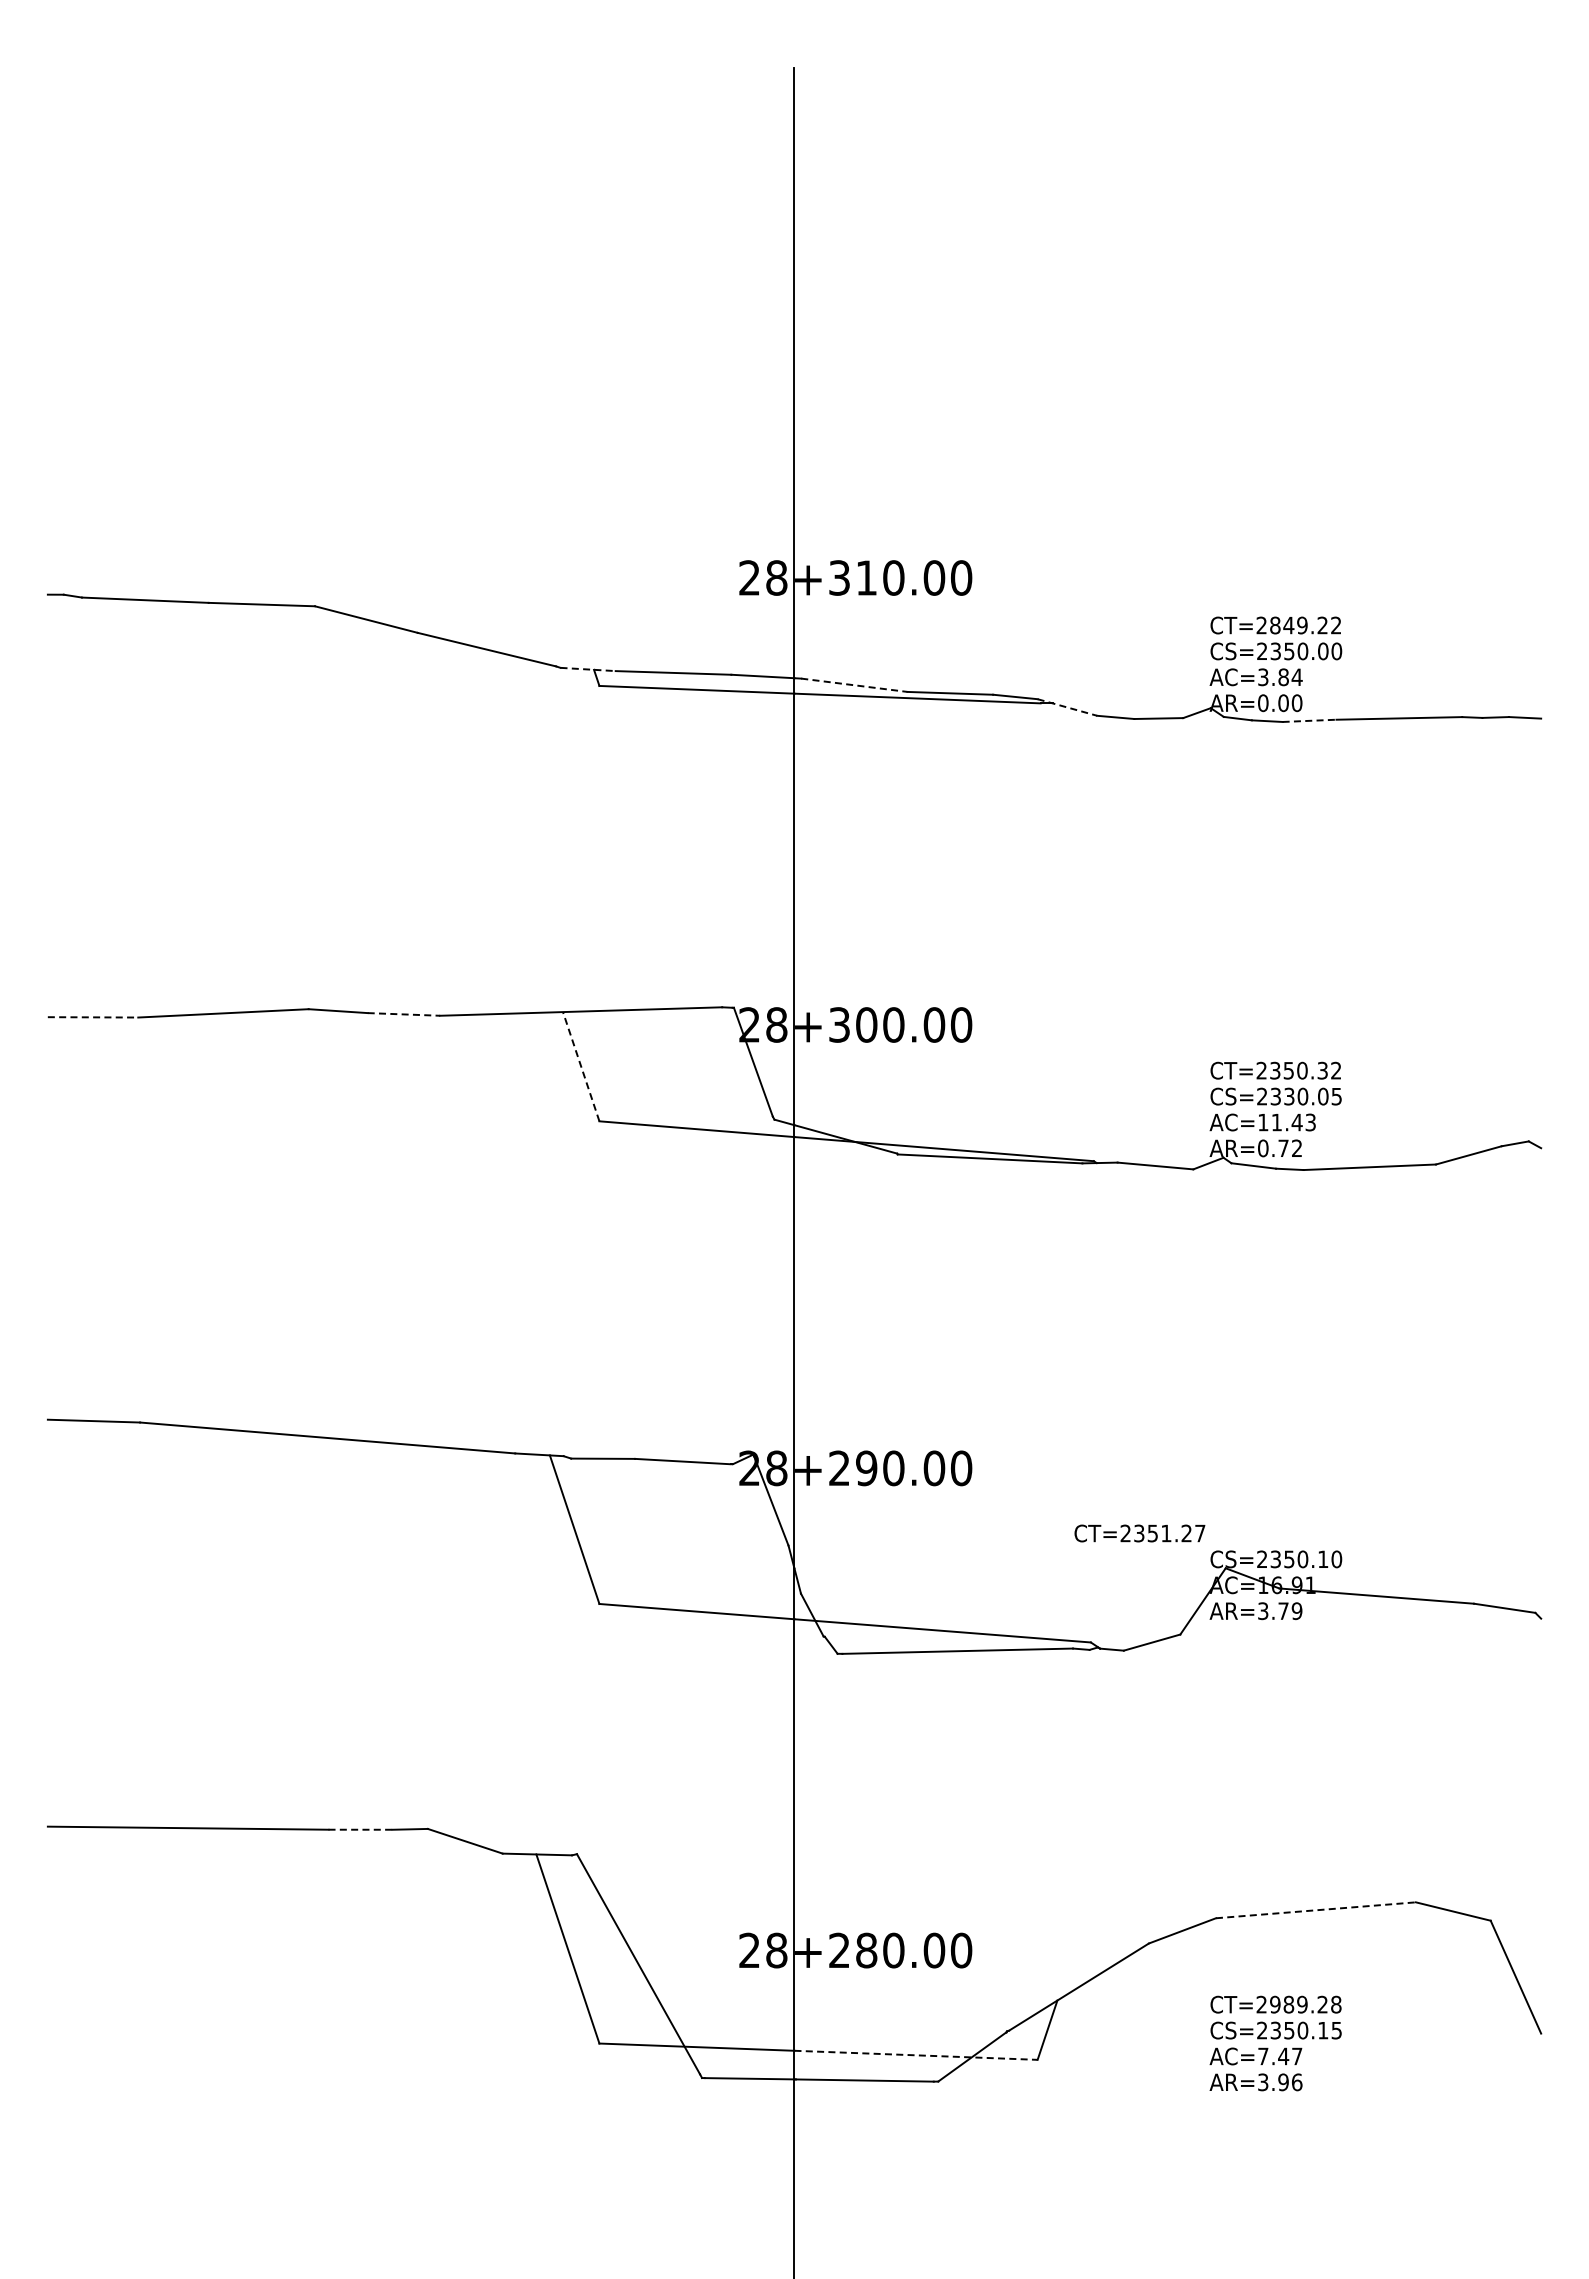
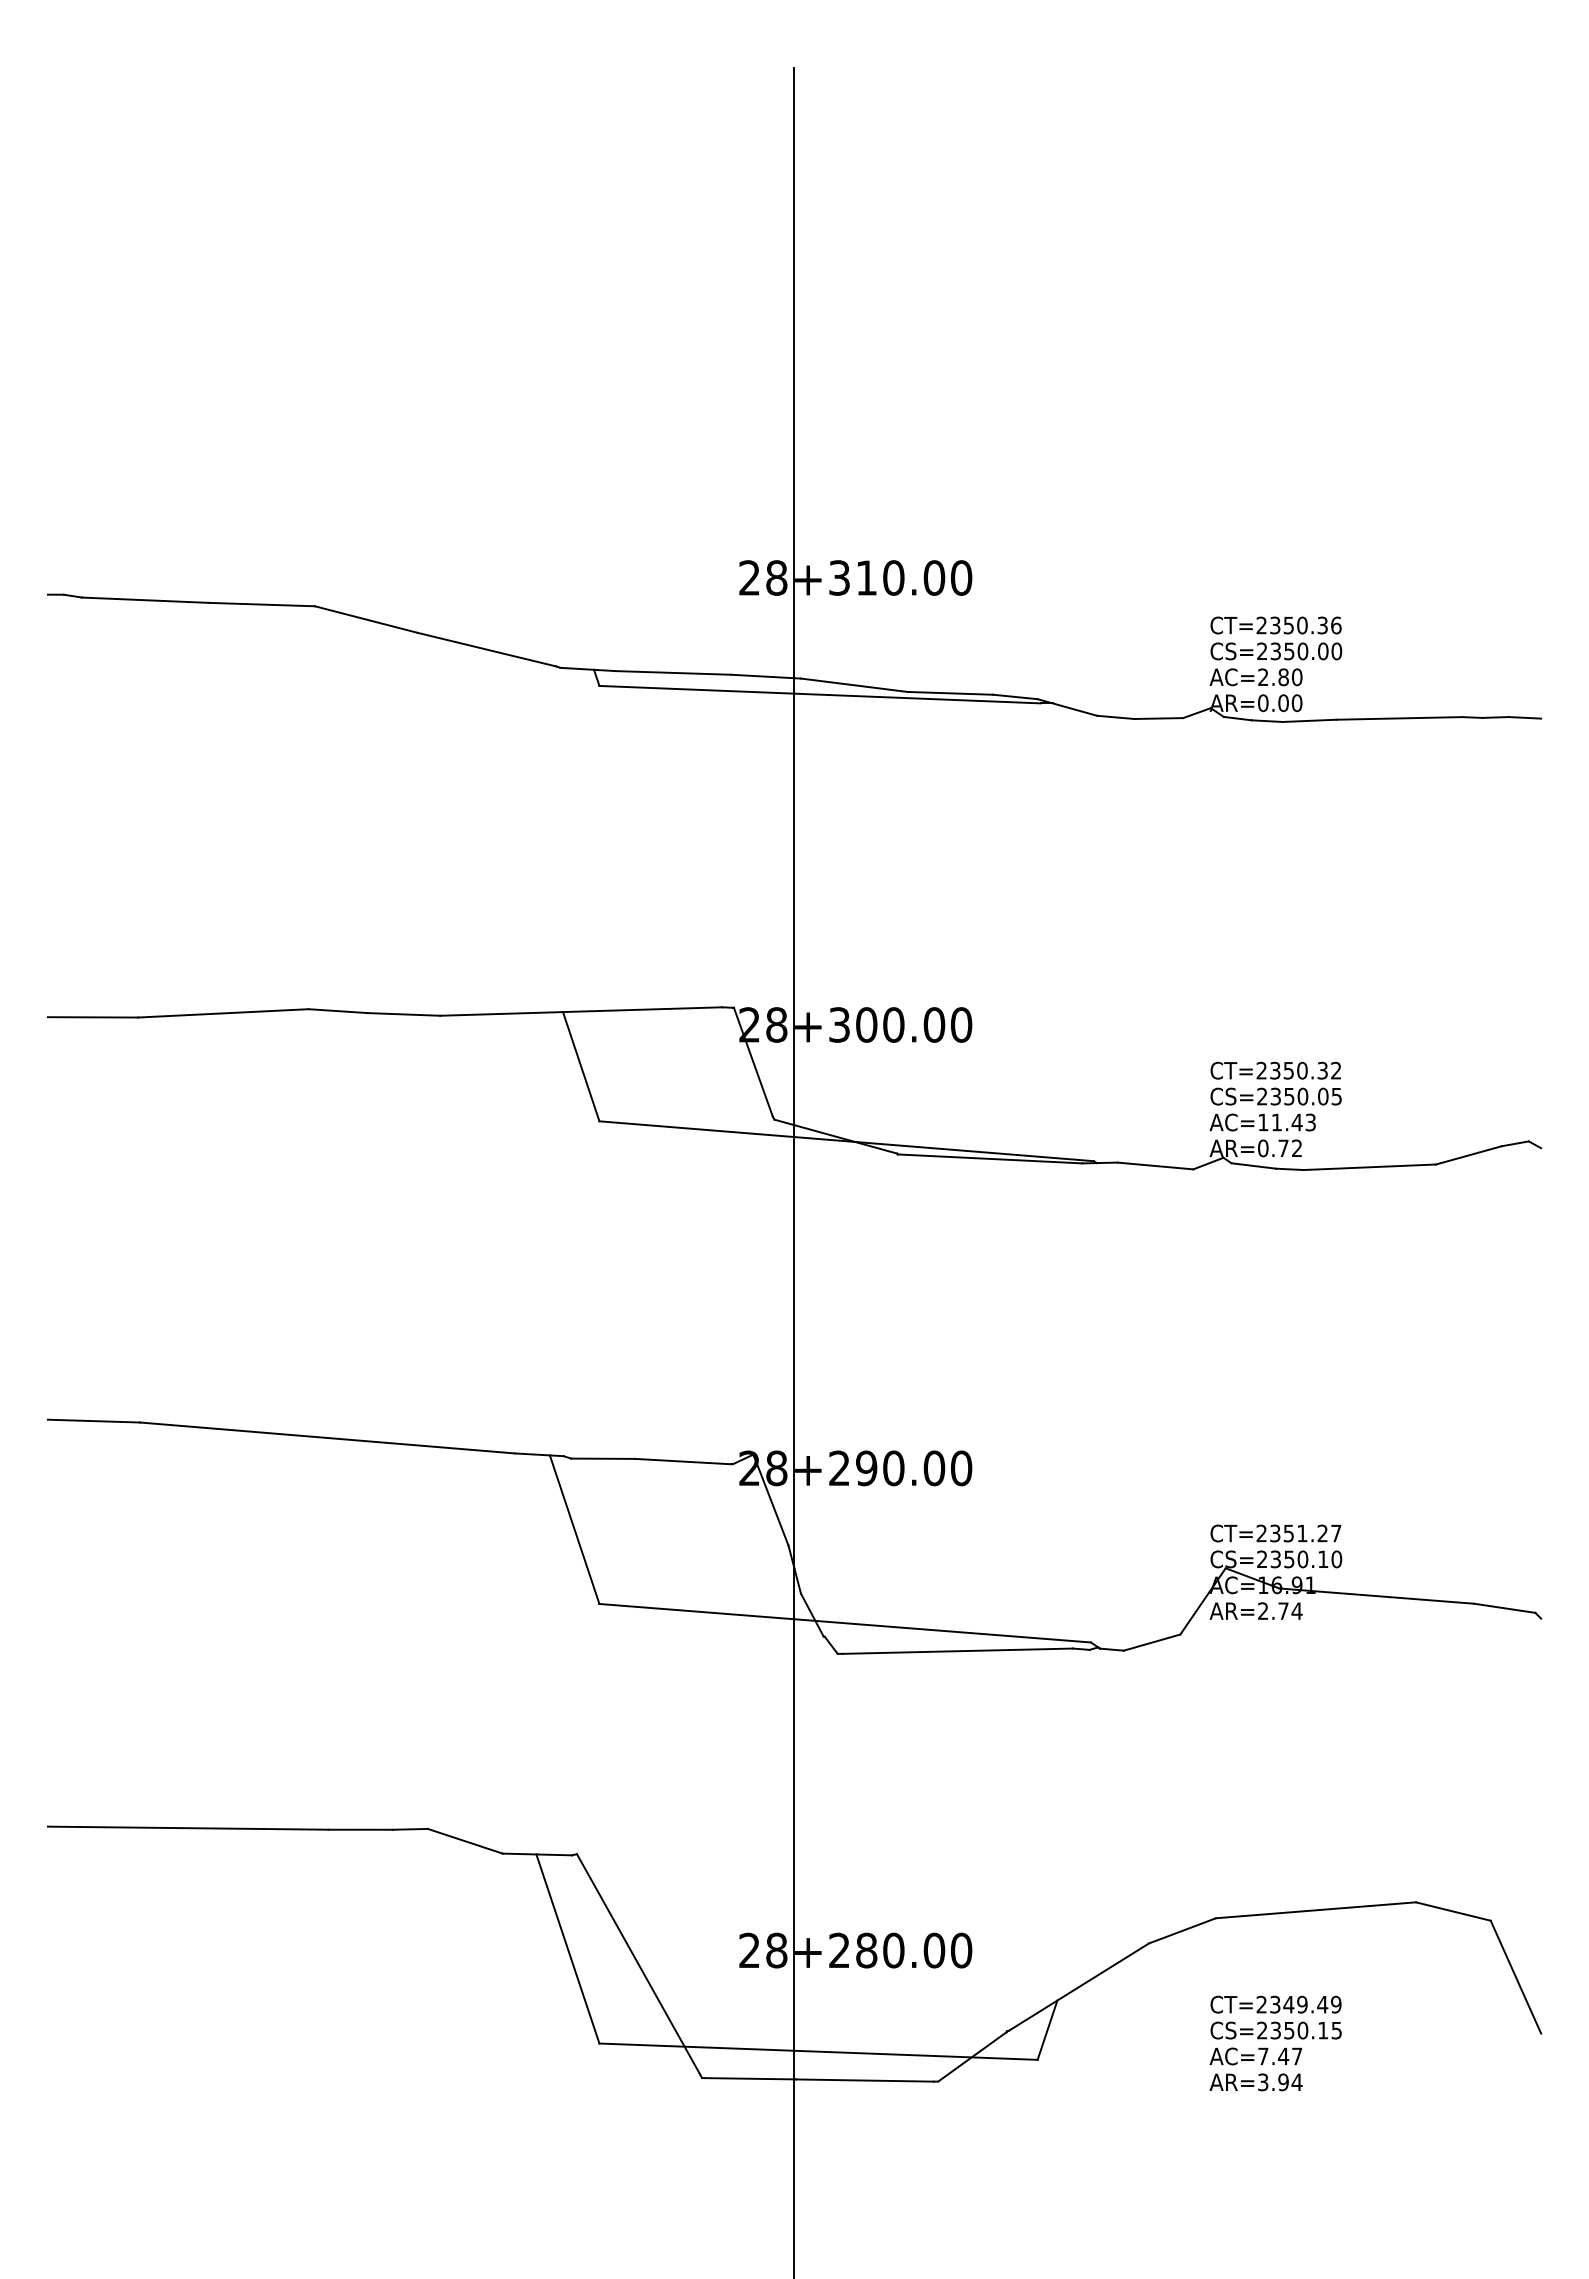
text: CT=2849.22 -> CT=2350.36 (1305, 625)
line: dashed -> solid (588, 669)
text: AC=3.84 -> AC=2.80 (1280, 677)
line: dashed -> solid (854, 685)
line: dashed -> solid (1067, 707)
line: dashed -> solid (1309, 720)
line: dashed -> solid (404, 1014)
line: dashed -> solid (93, 1017)
line: dashed -> solid (581, 1066)
text: CS=2330.05 -> CS=2350.05 (1289, 1095)
text position: (1139, 1533) -> (1275, 1533) (1275, 1533)
text: AR=3.79 -> AR=2.74 (1280, 1611)
line: dashed -> solid (361, 1829)
line: dashed -> solid (1316, 1910)
text: CT=2989.28 -> CT=2349.49 (1305, 2004)
line: dashed -> solid (916, 2055)
text: AR=3.96 -> AR=3.94 (1296, 2082)
